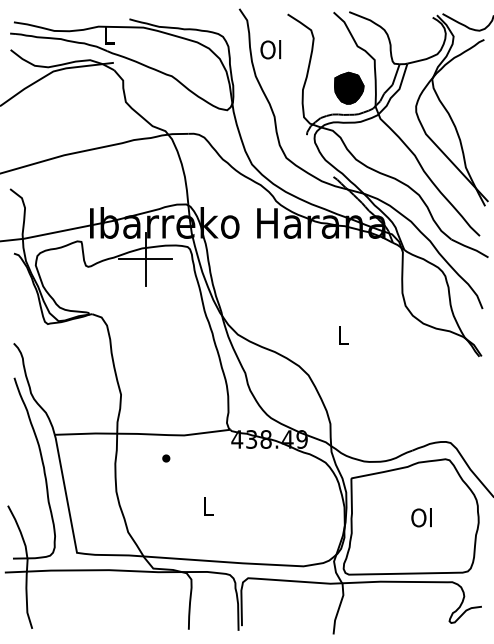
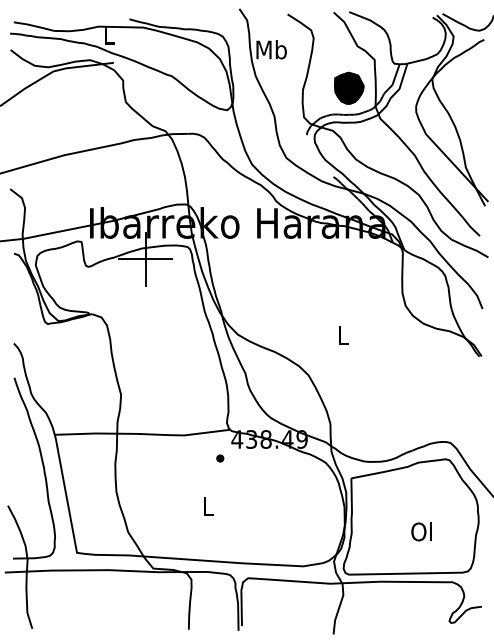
text: Ol -> Mb (271, 49)
part position: (166, 458) -> (220, 458) (220, 458)
text position: (421, 517) -> (421, 531) (421, 531)
